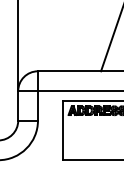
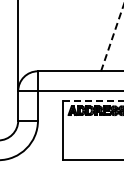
line: solid -> dashed (112, 37)
line: solid -> dashed (93, 100)
